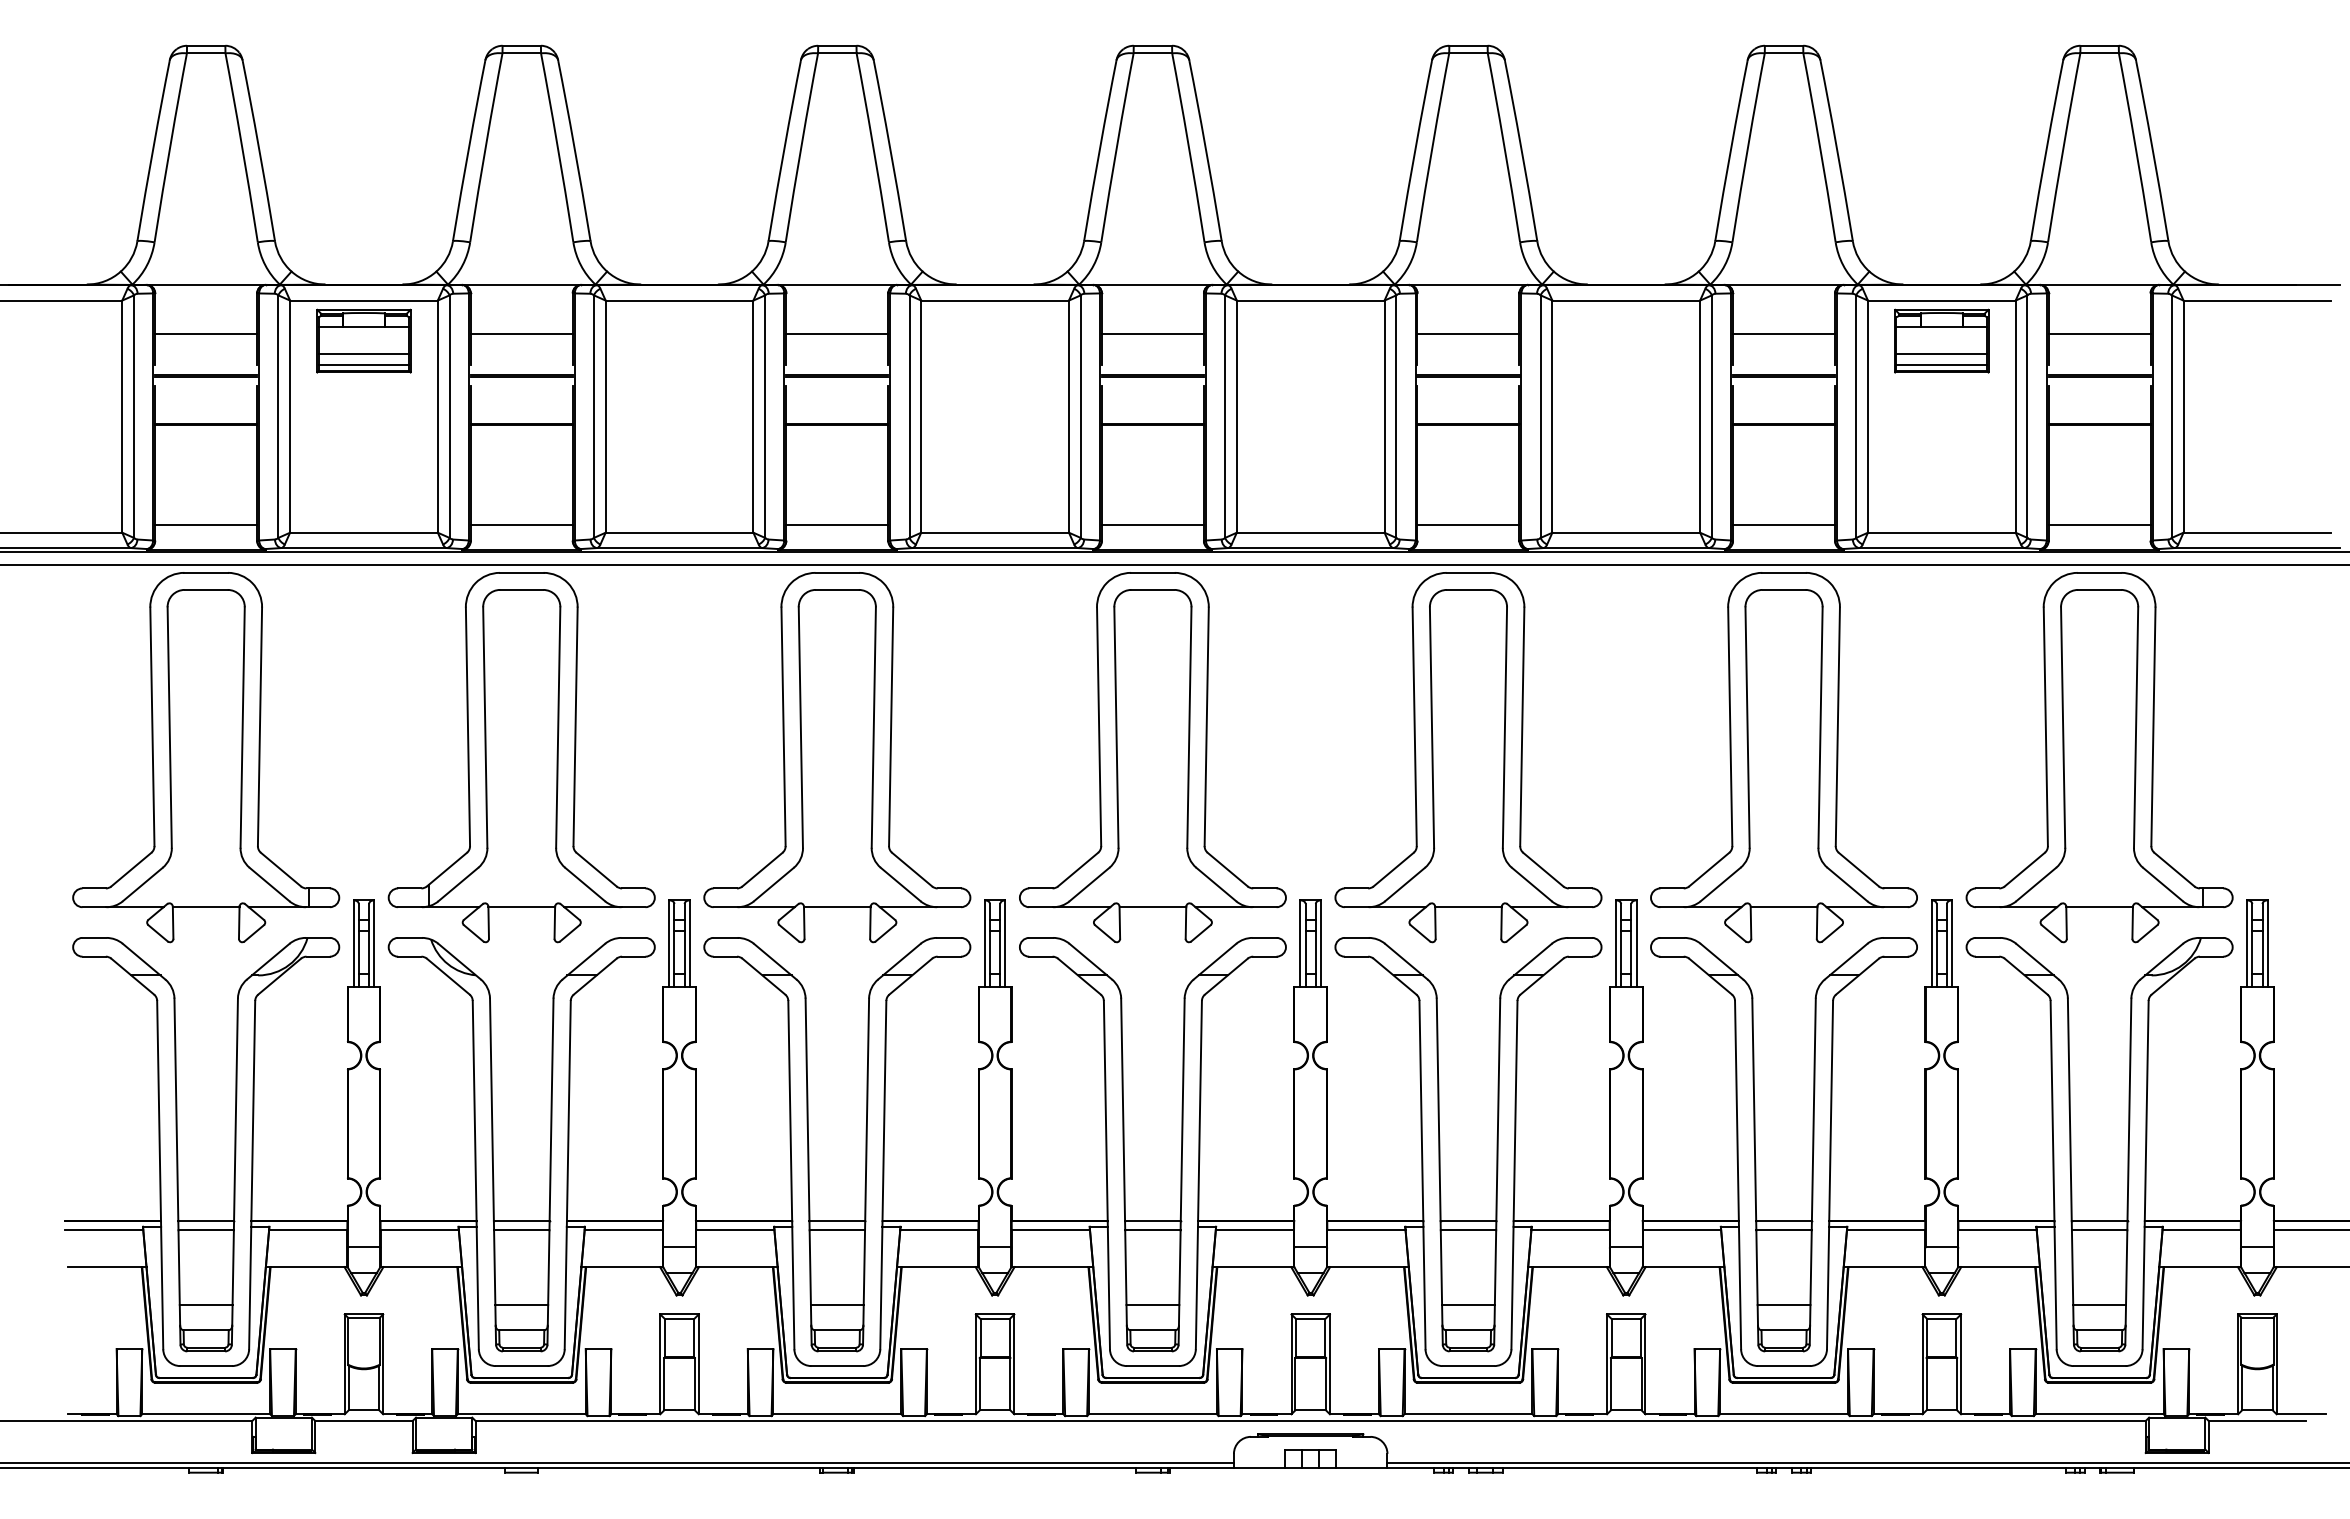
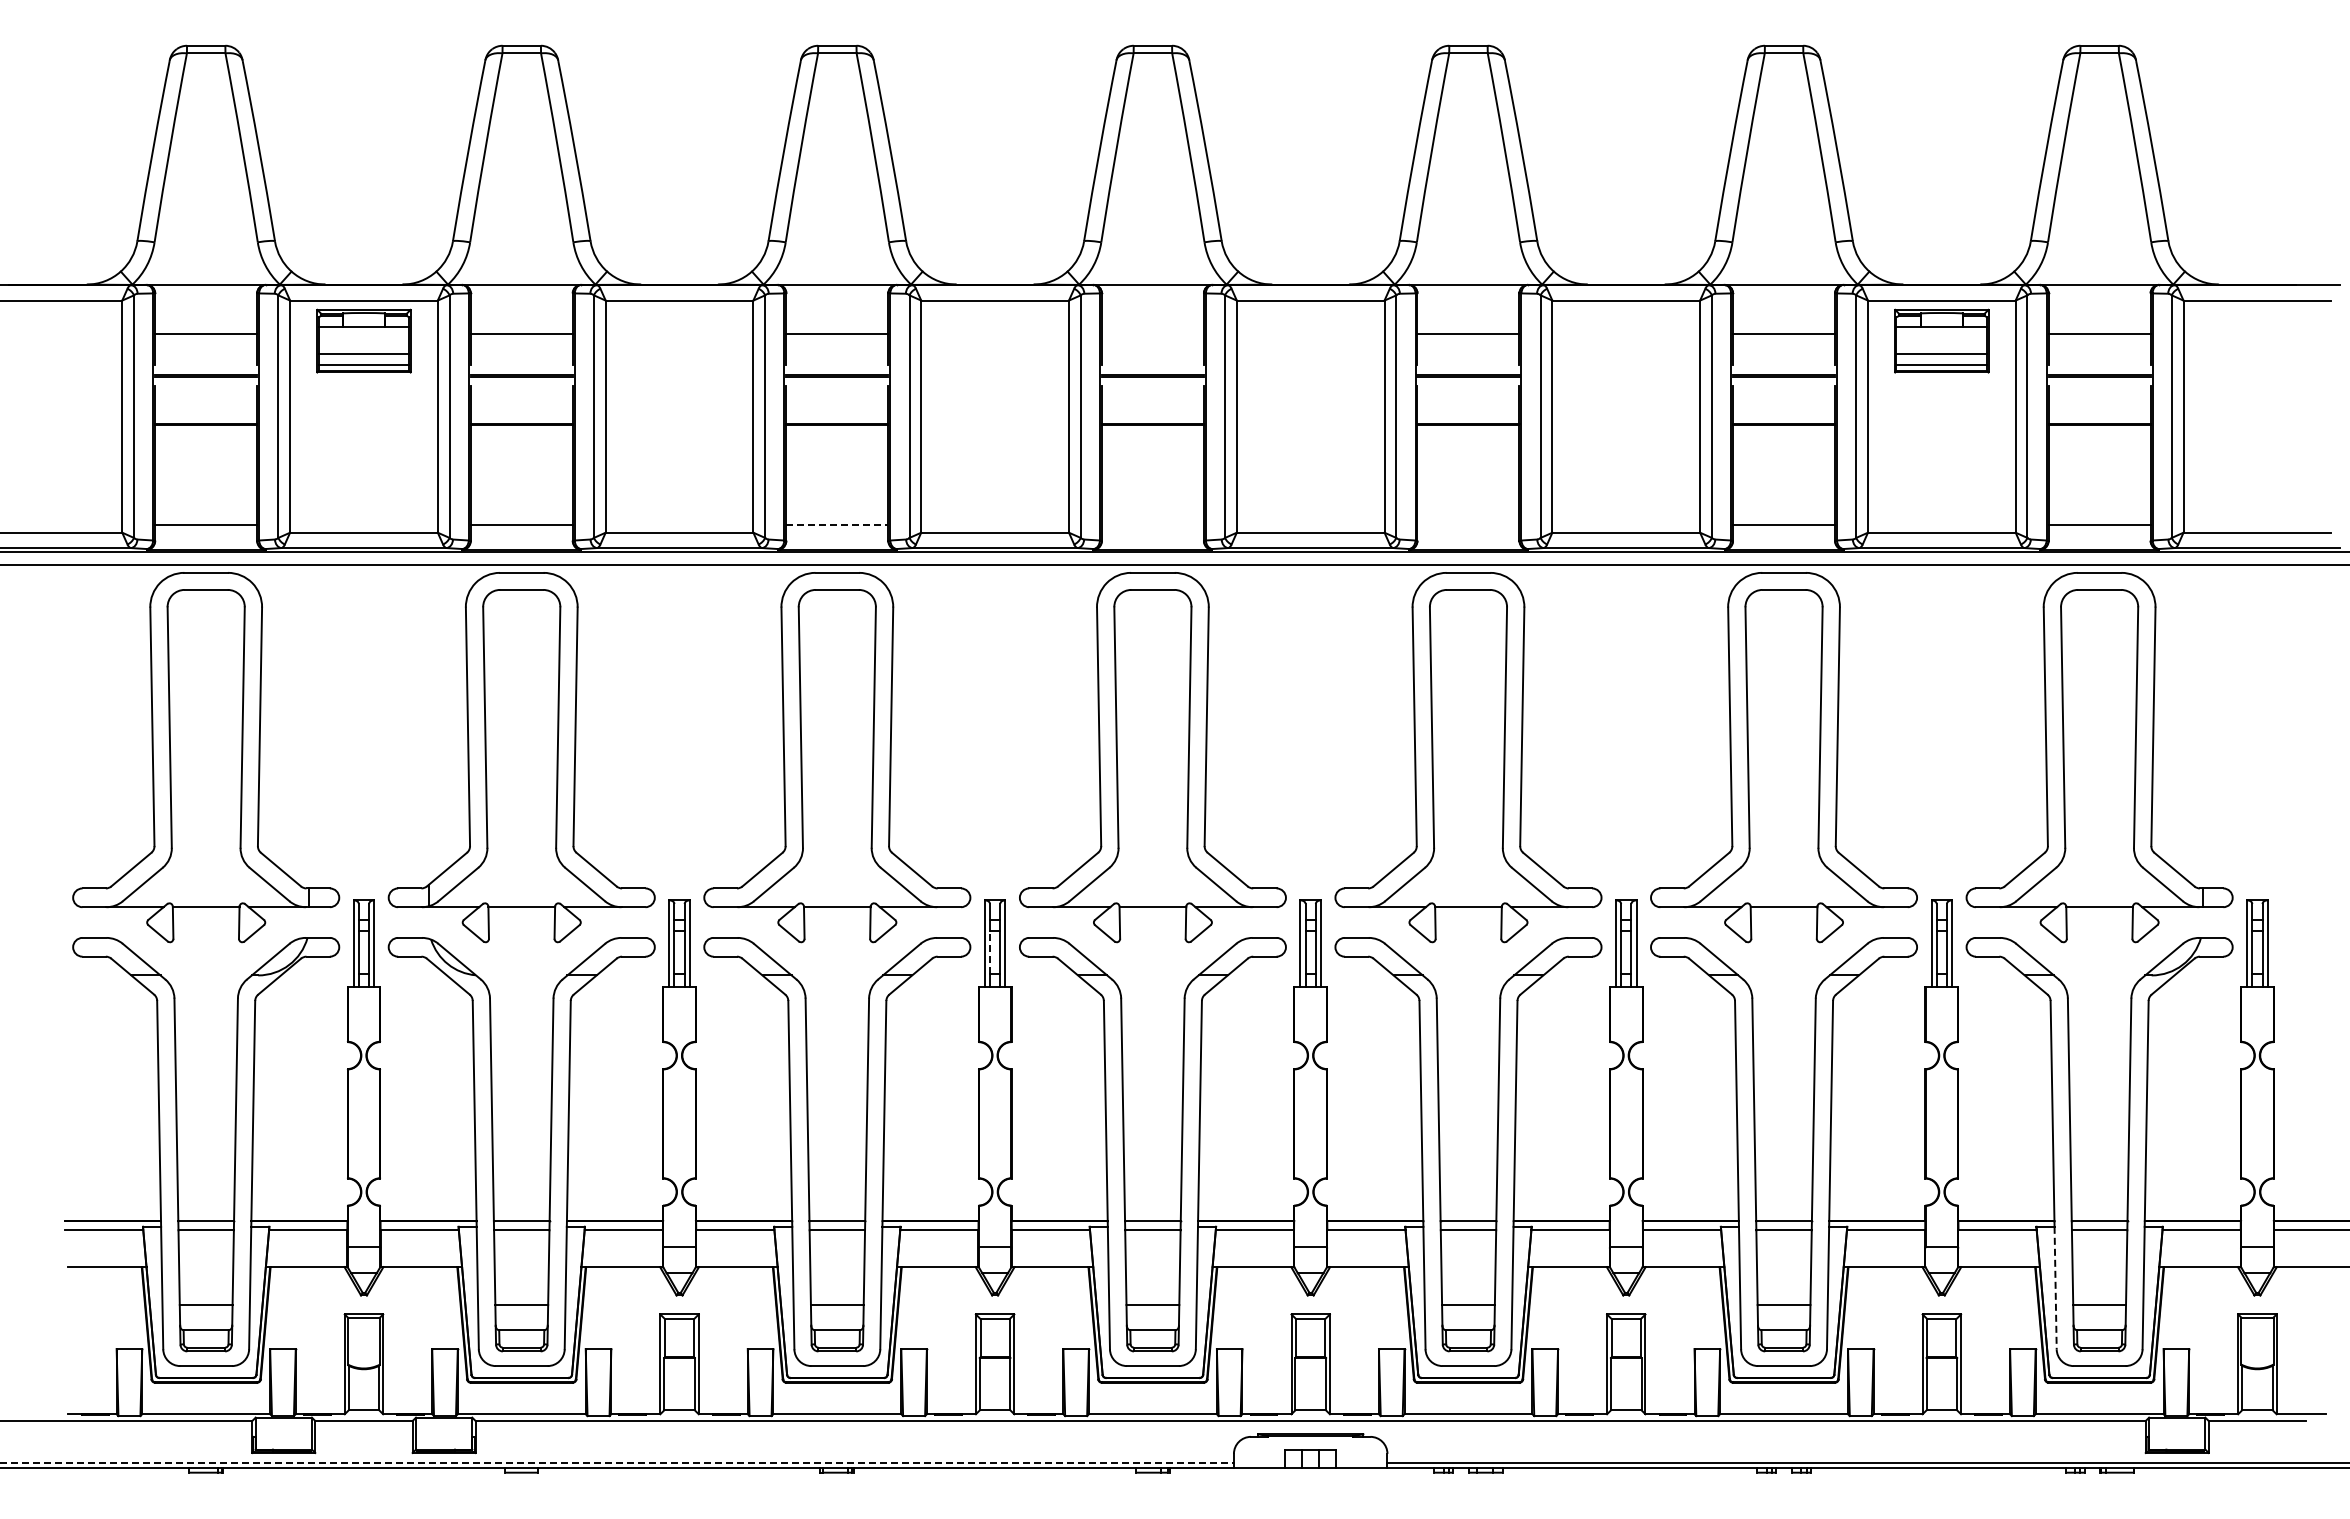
line: present -> none (1152, 334)
line: solid -> dashed (837, 524)
line: present -> none (1152, 524)
line: present -> none (1468, 524)
line: solid -> dashed (990, 952)
line: solid -> dashed (2055, 1288)
line: solid -> dashed (616, 1463)
